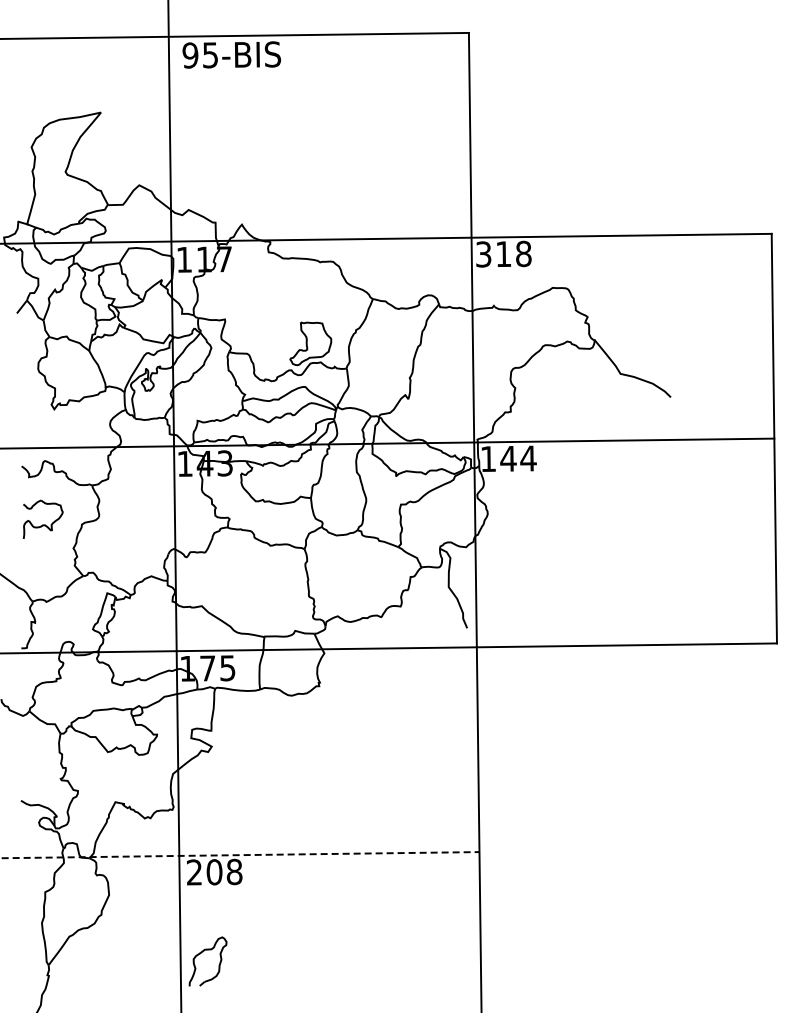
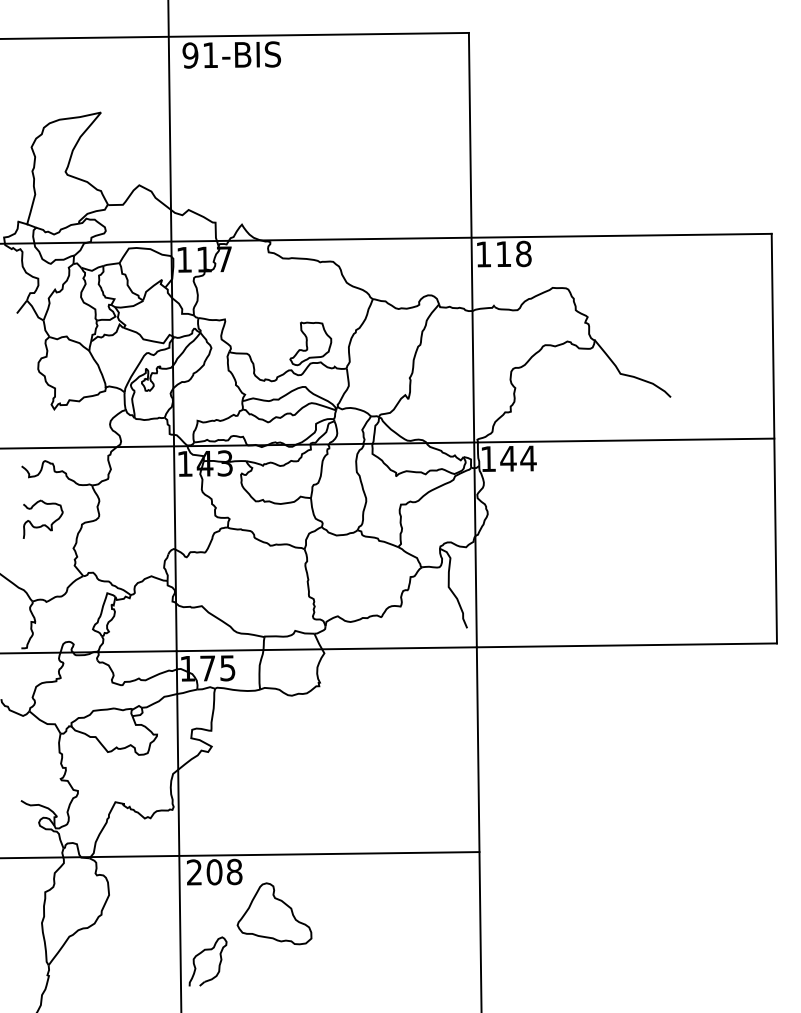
text: 95-BIS -> 91-BIS (210, 55)
text: 318 -> 118 (483, 254)
line: dashed -> solid (240, 855)
part: none -> present (274, 913)
